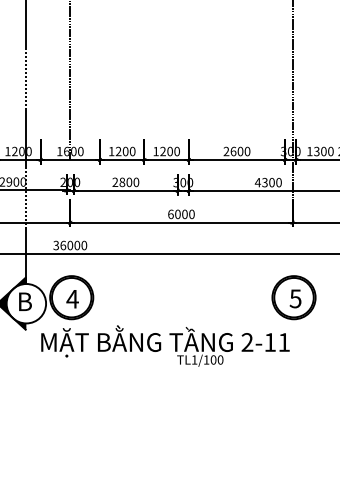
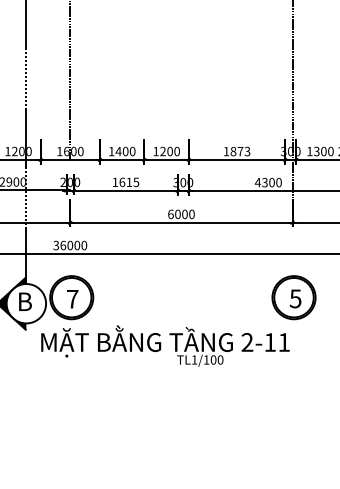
text: 1200 -> 1400 (118, 151)
text: 2600 -> 1873 (236, 151)
text: 2800 -> 1615 (125, 182)
text: 4 -> 7 (72, 299)
